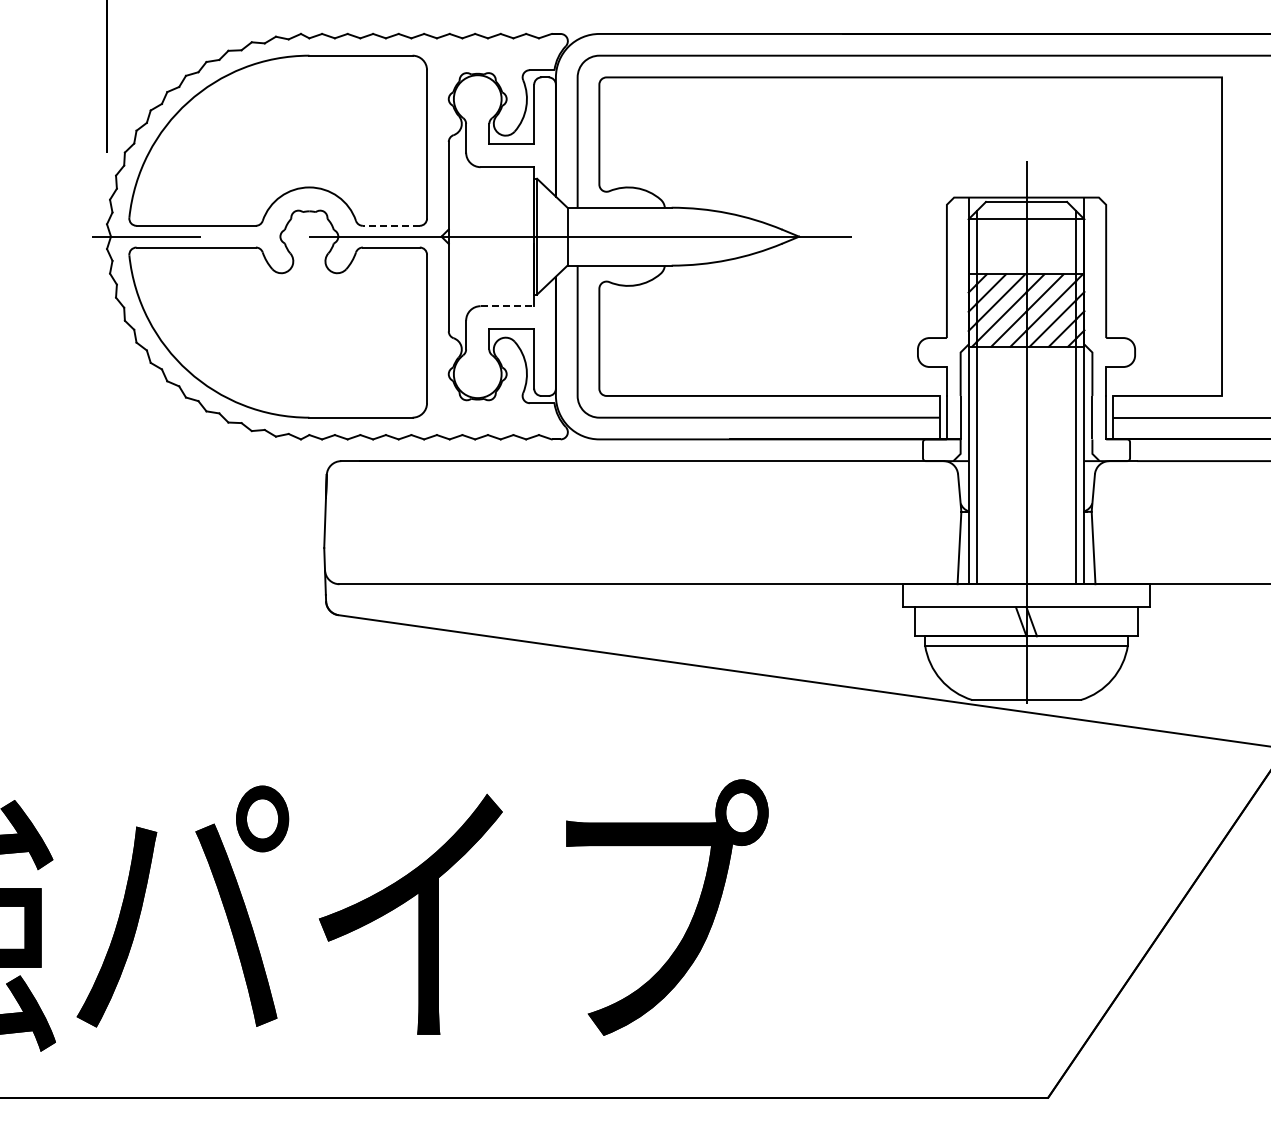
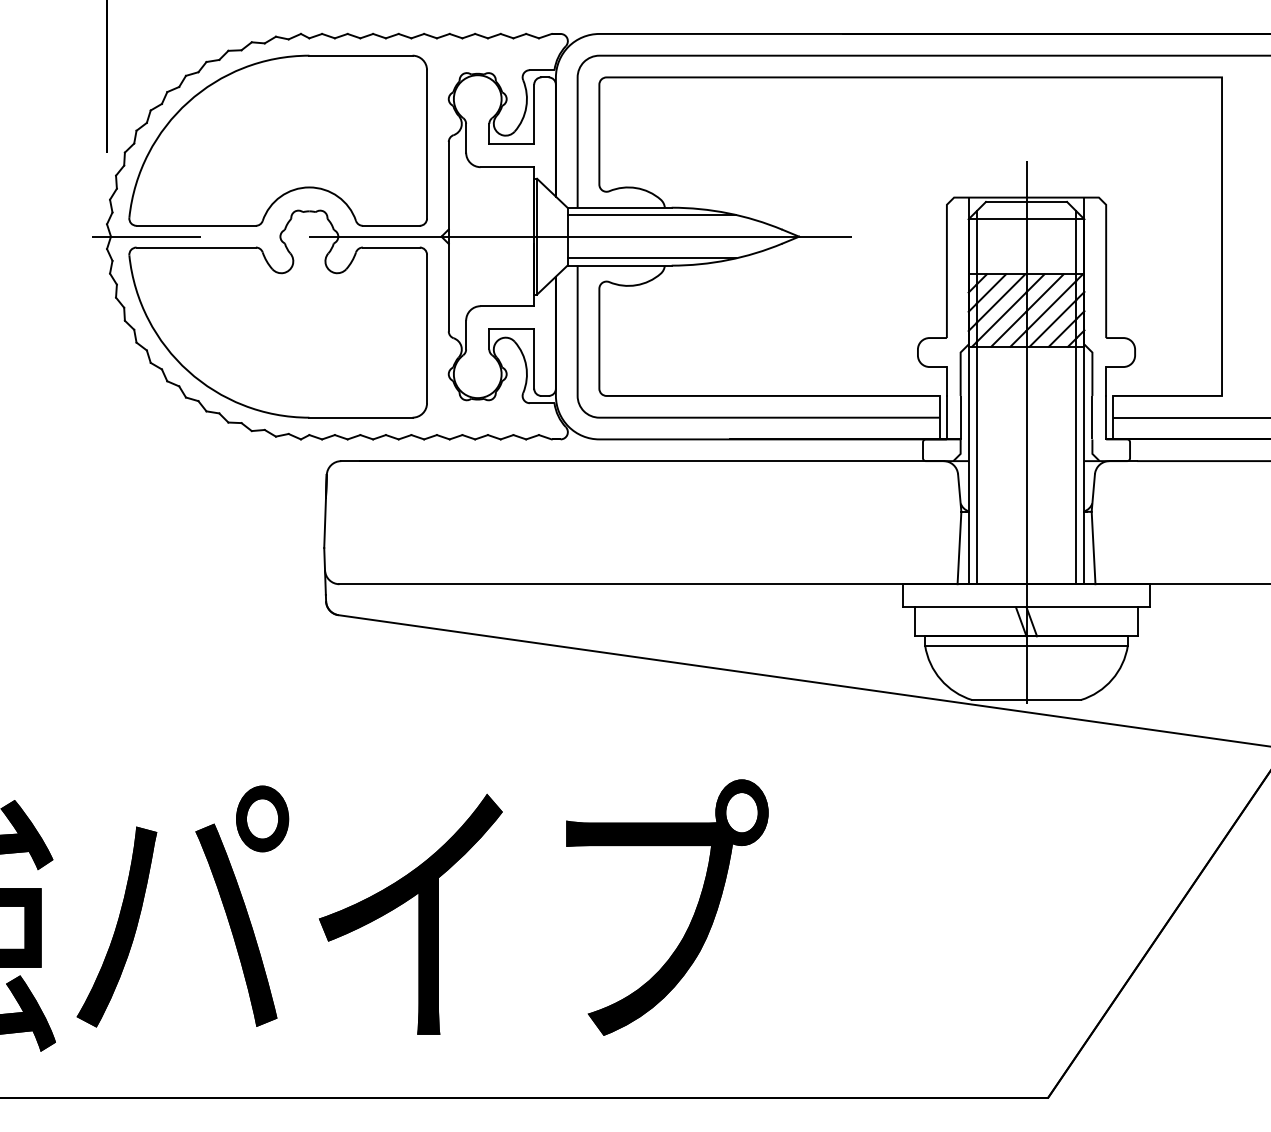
line: none -> present (651, 214)
line: dashed -> solid (390, 225)
line: none -> present (651, 258)
line: dashed -> solid (507, 306)
